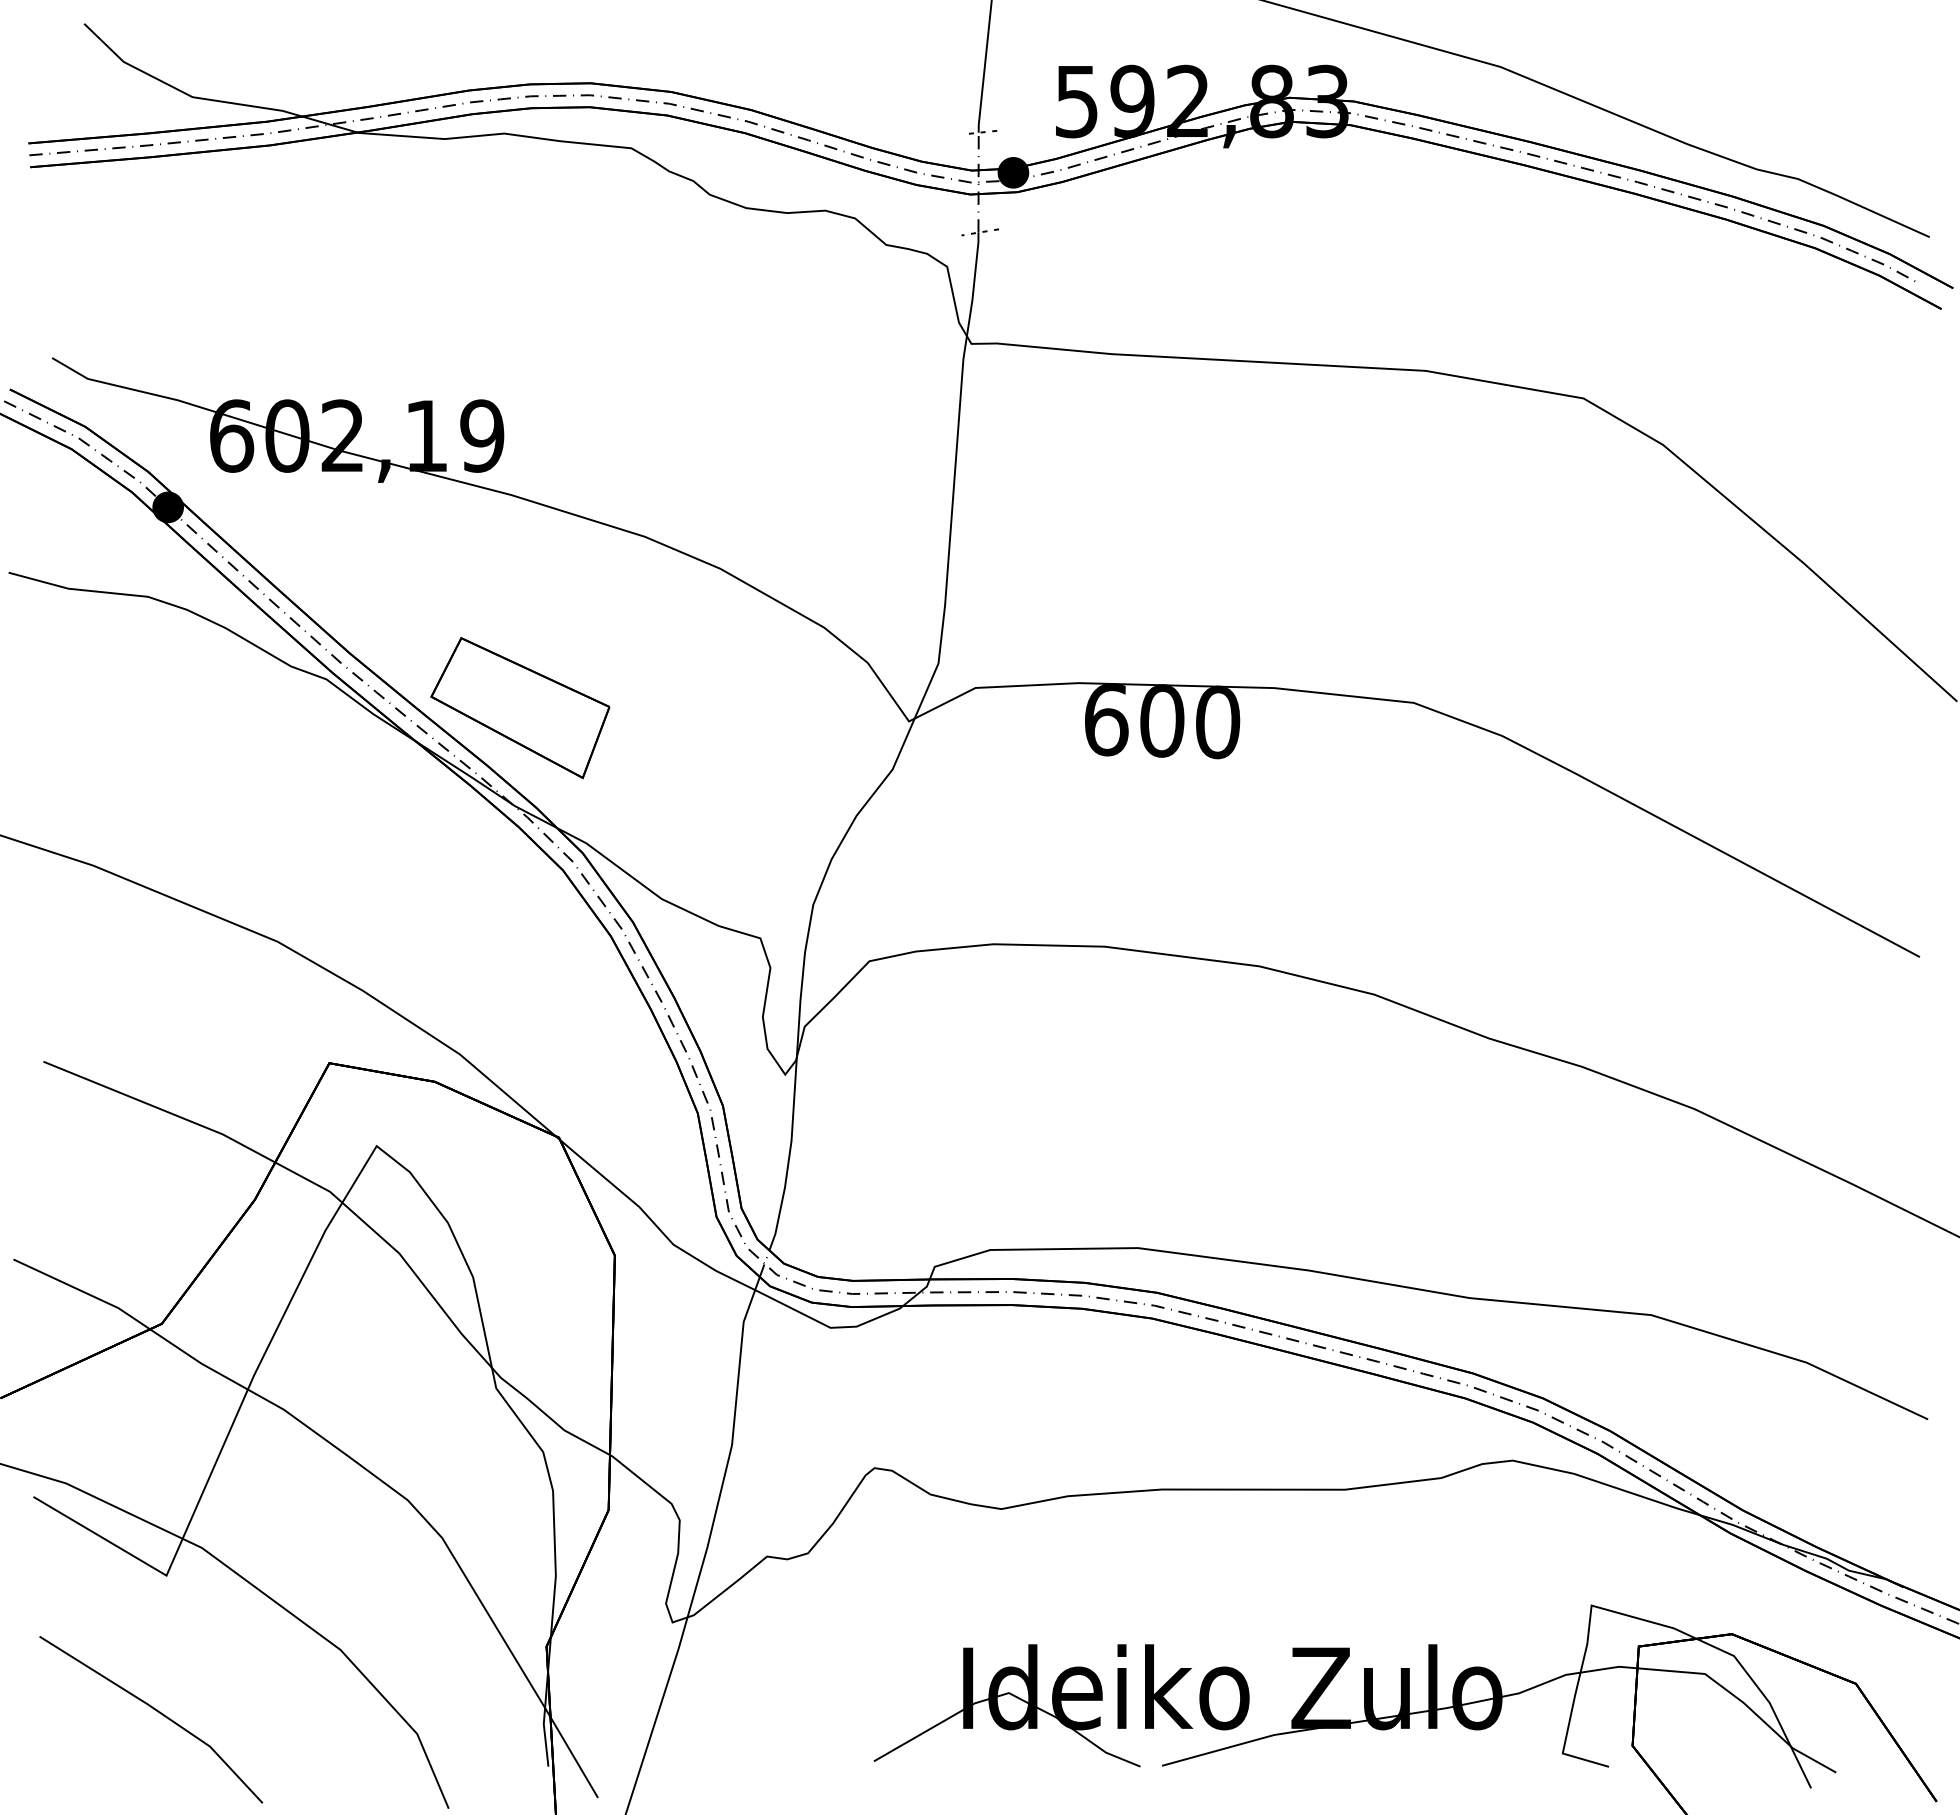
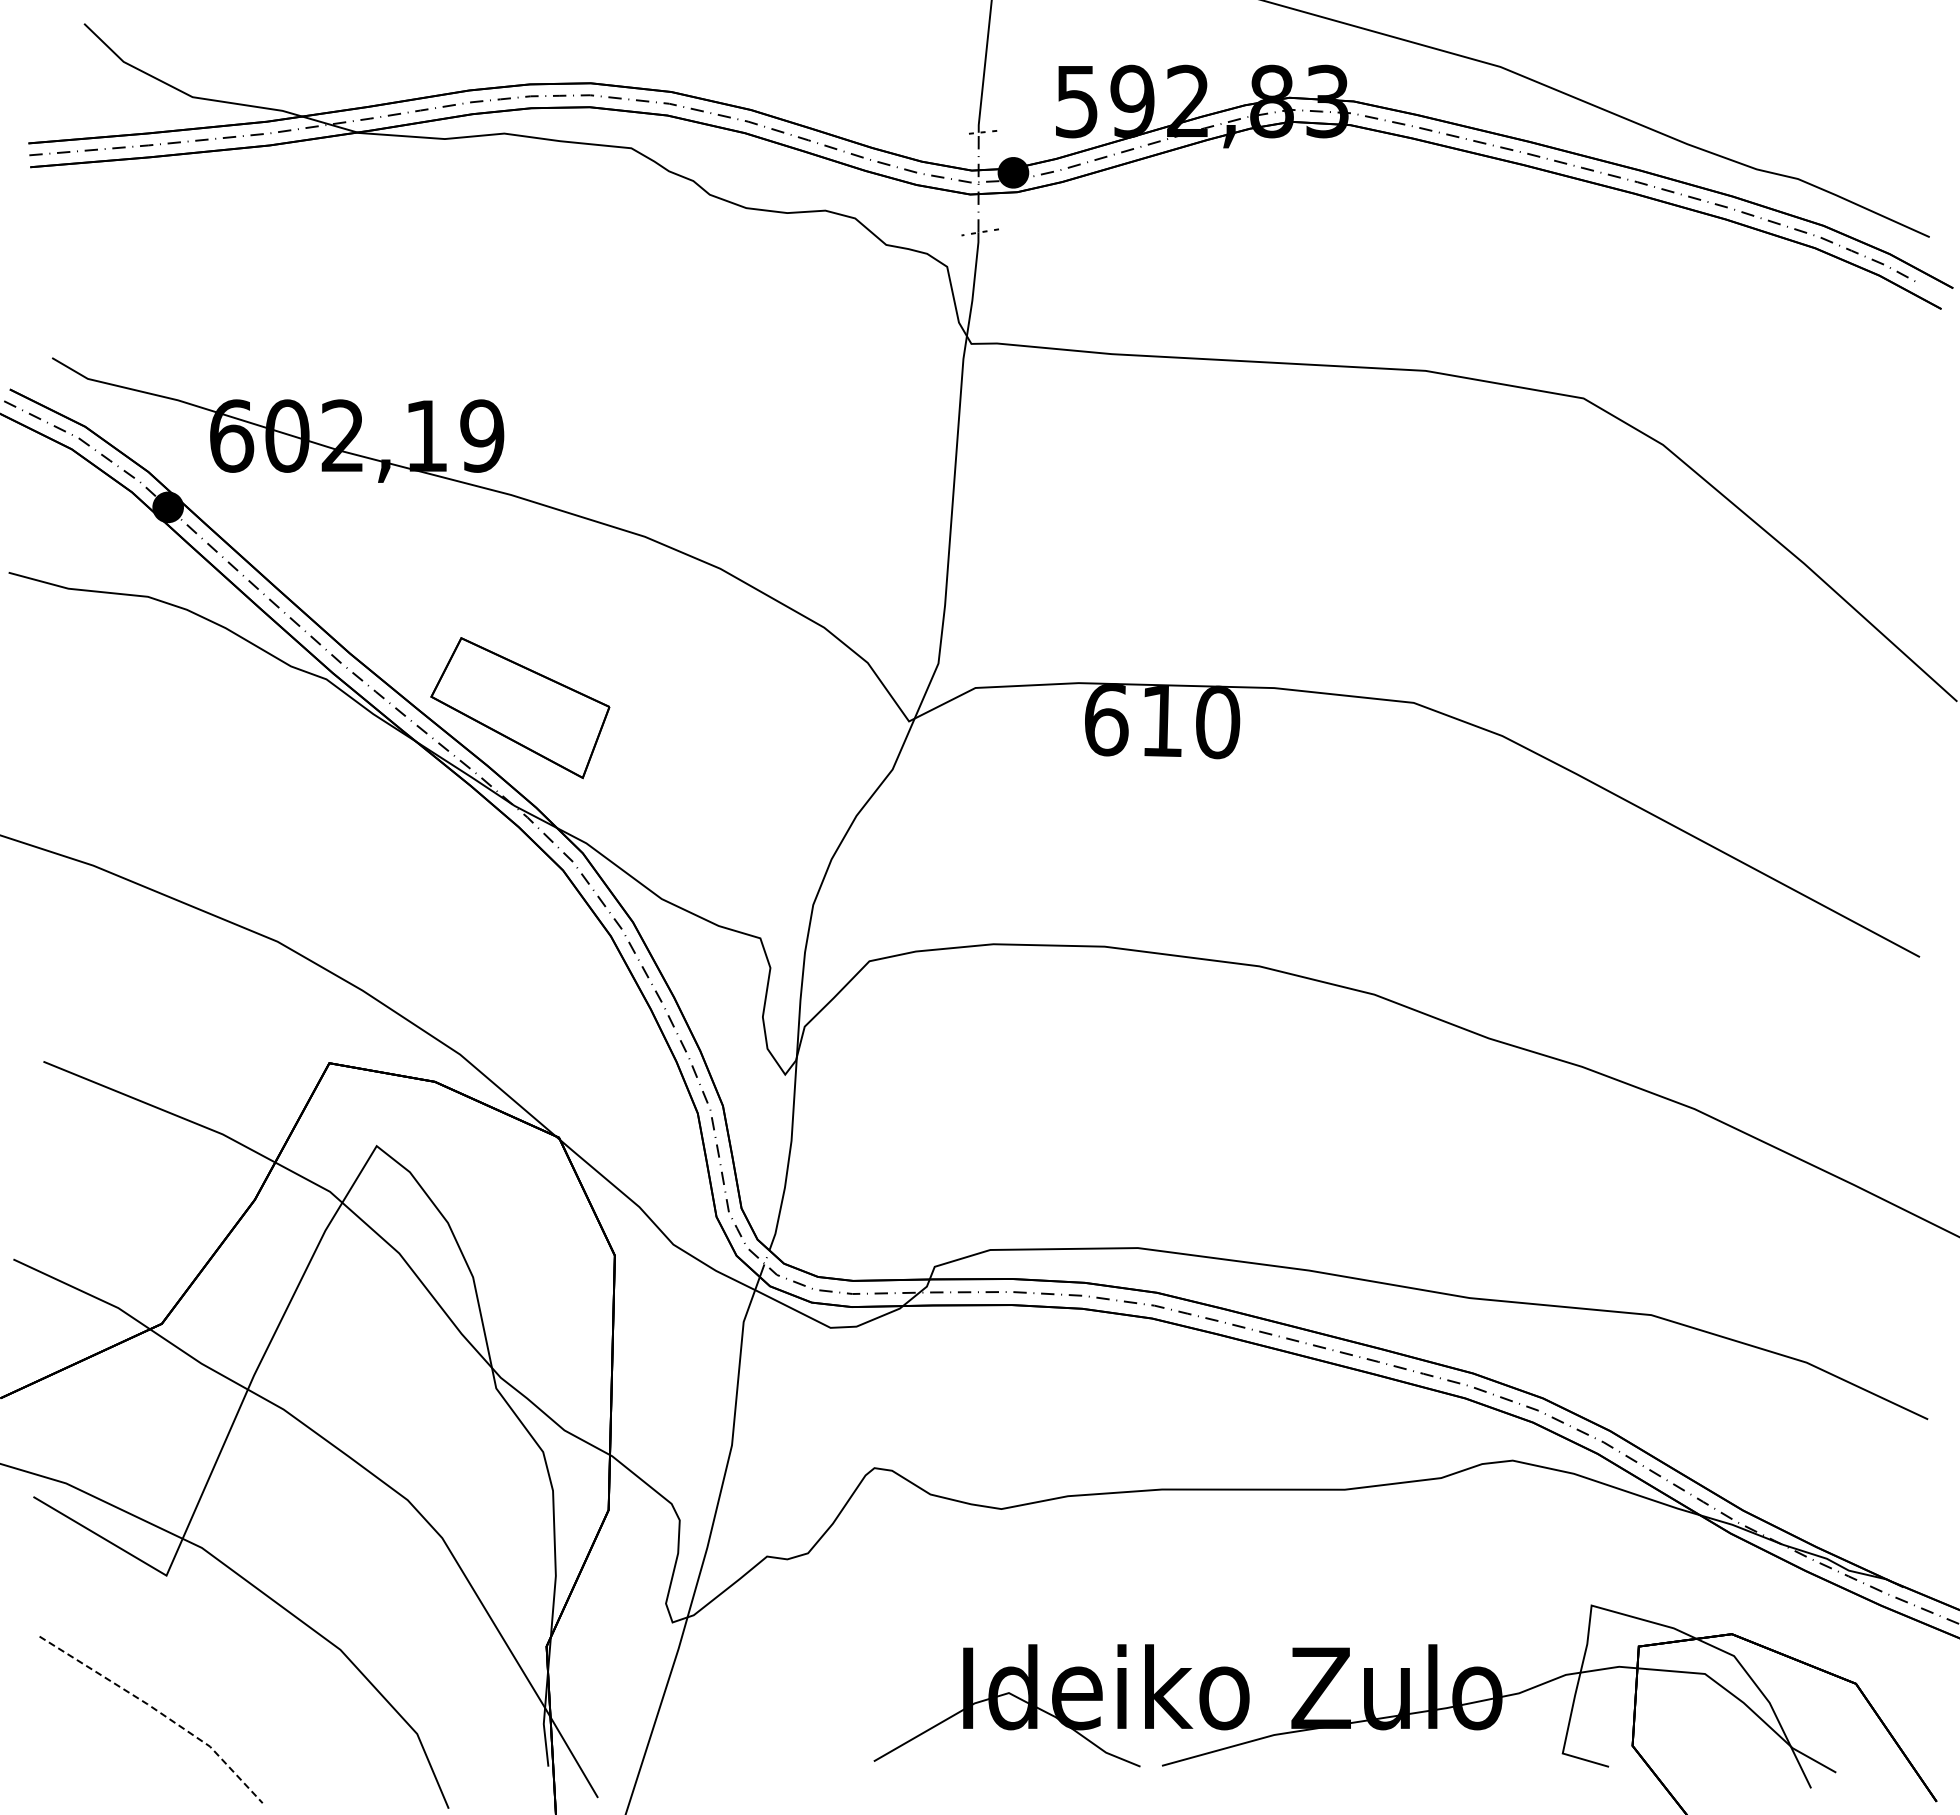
text: 600 -> 610 (1162, 720)
line: solid -> dashed (158, 1711)
